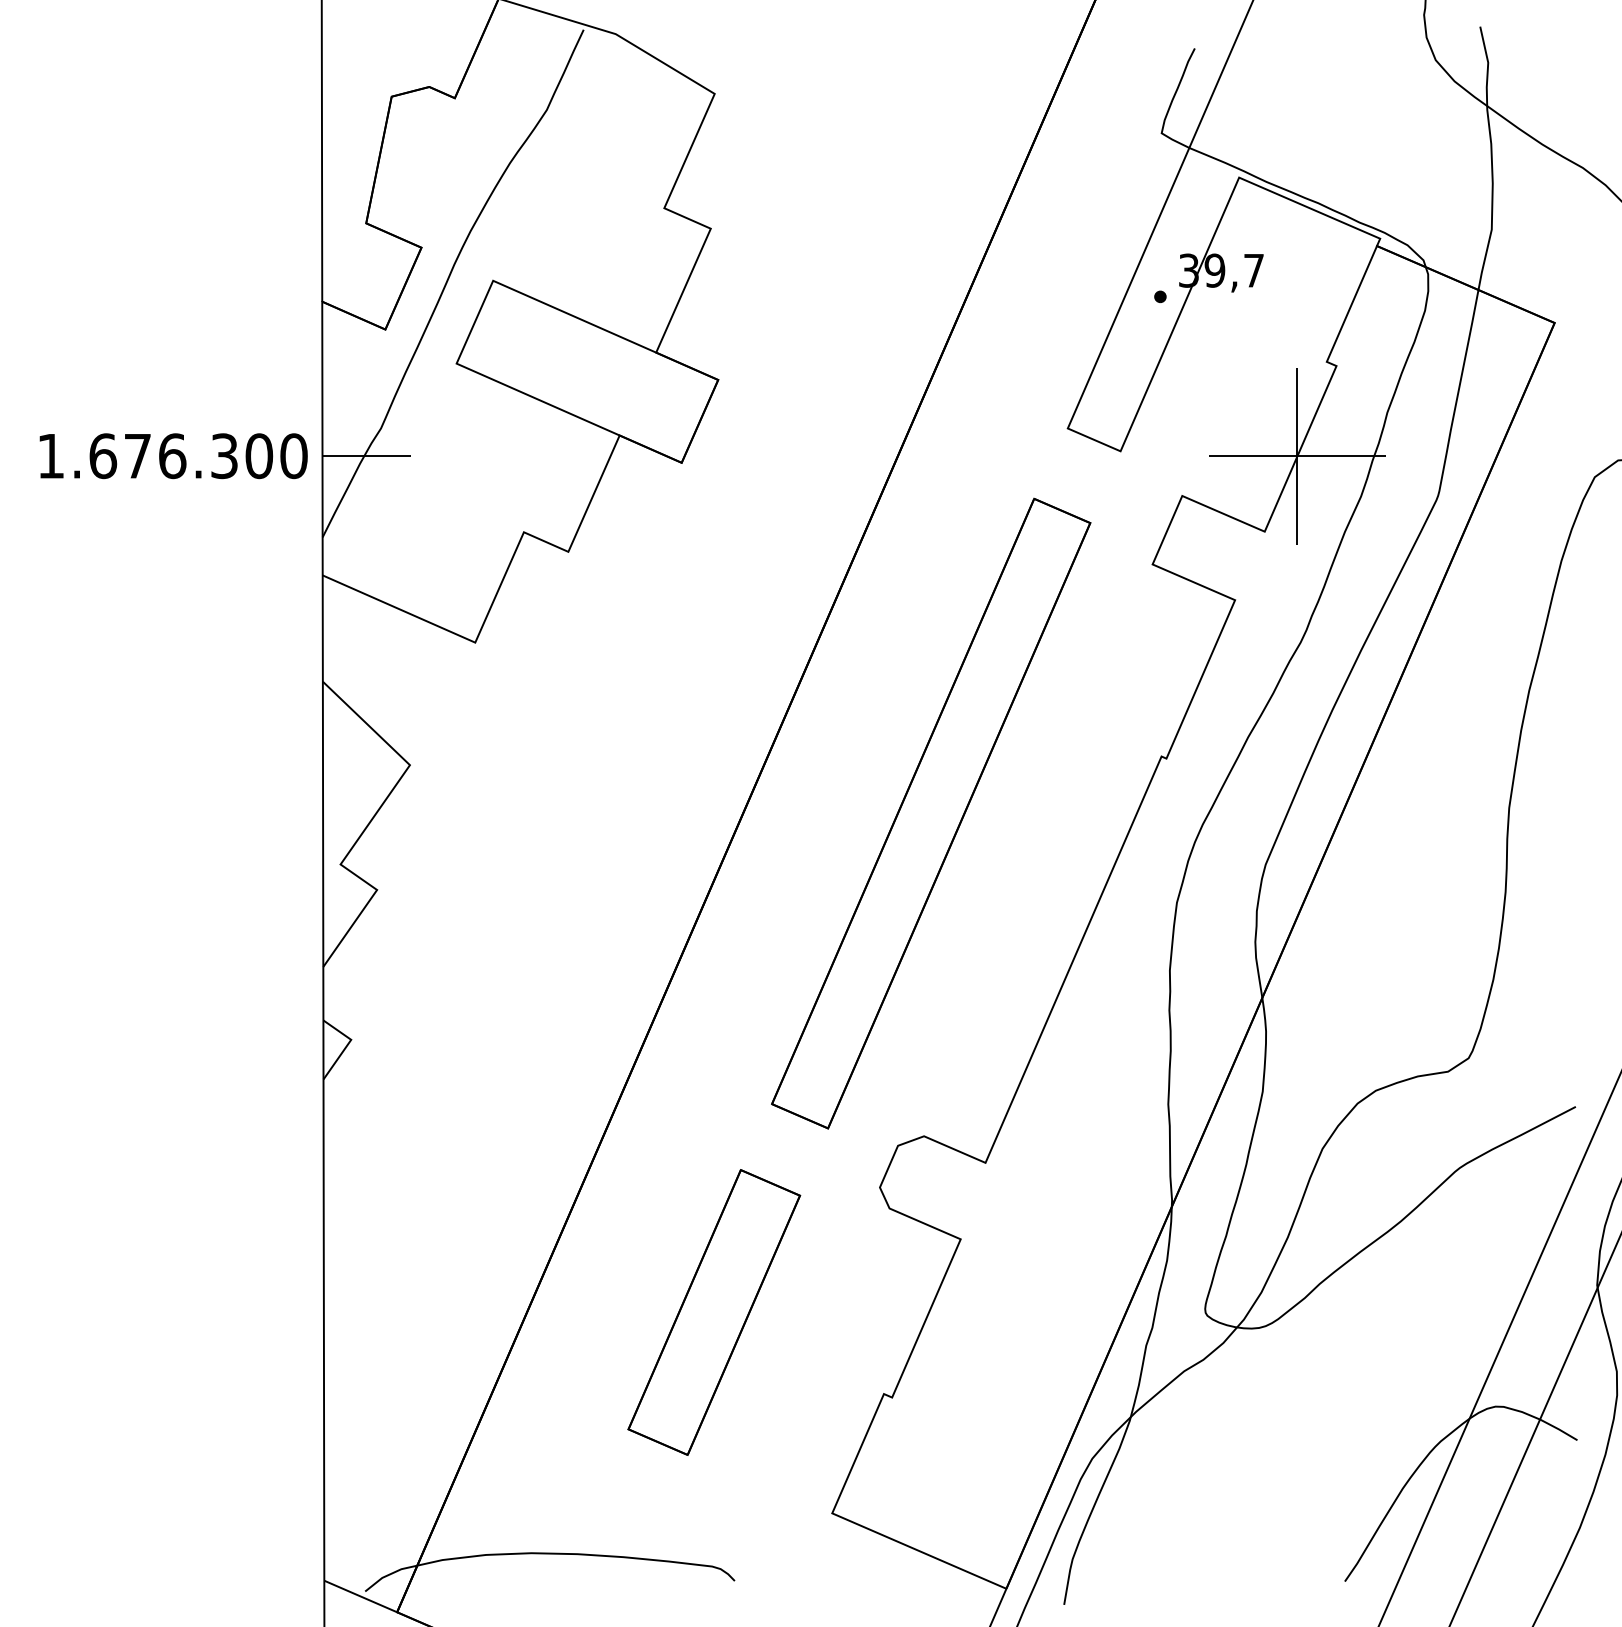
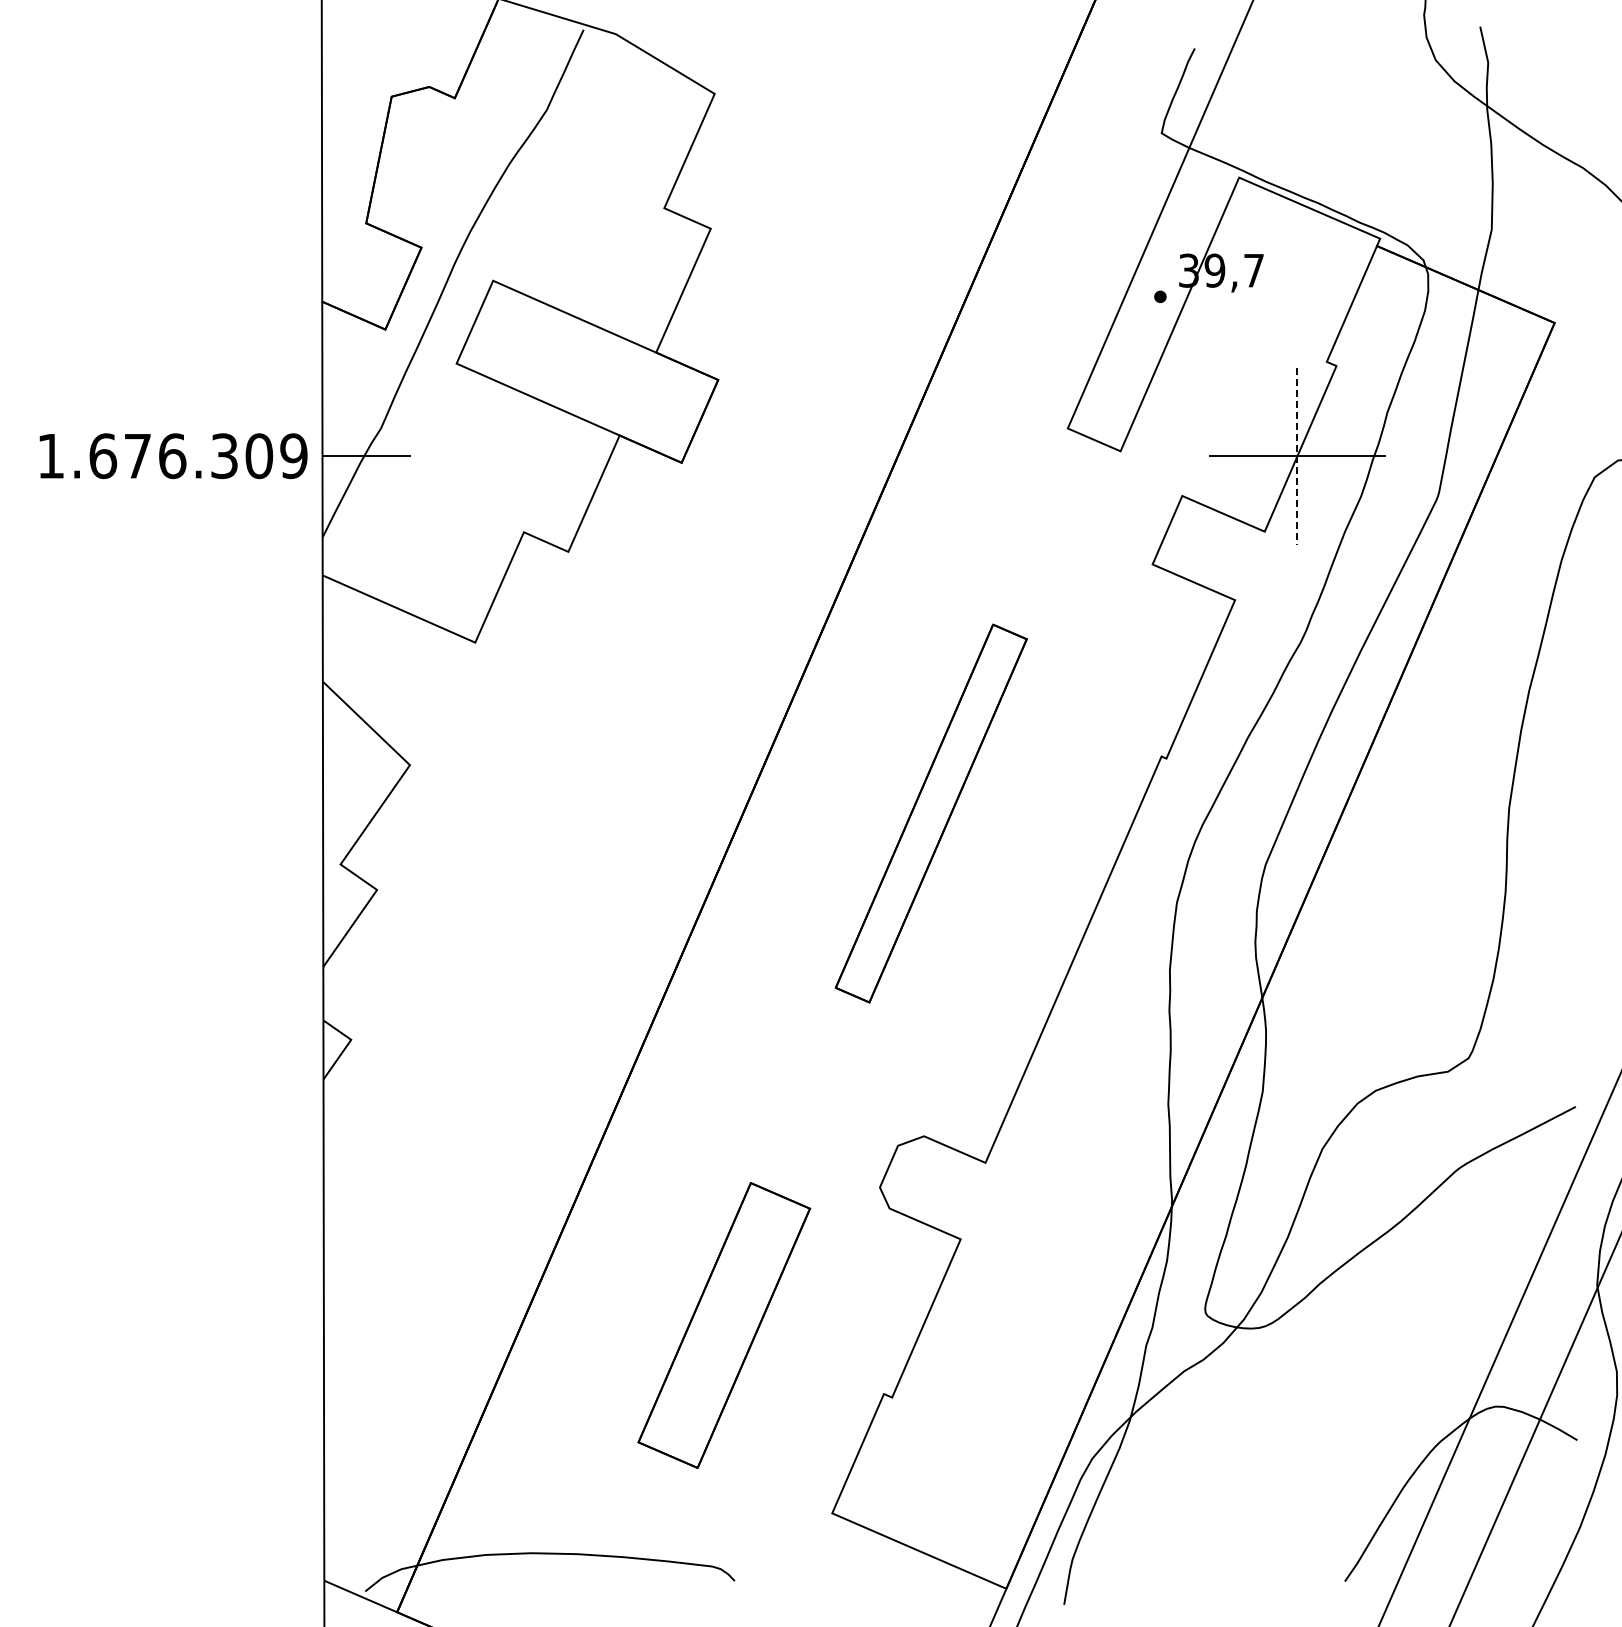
text: 1.676.300 -> 1.676.309 (293, 456)
line: solid -> dashed (1297, 456)
part size: 321x633 px -> 194x381 px (930, 813)
part position: (714, 1312) -> (724, 1325) (724, 1325)
